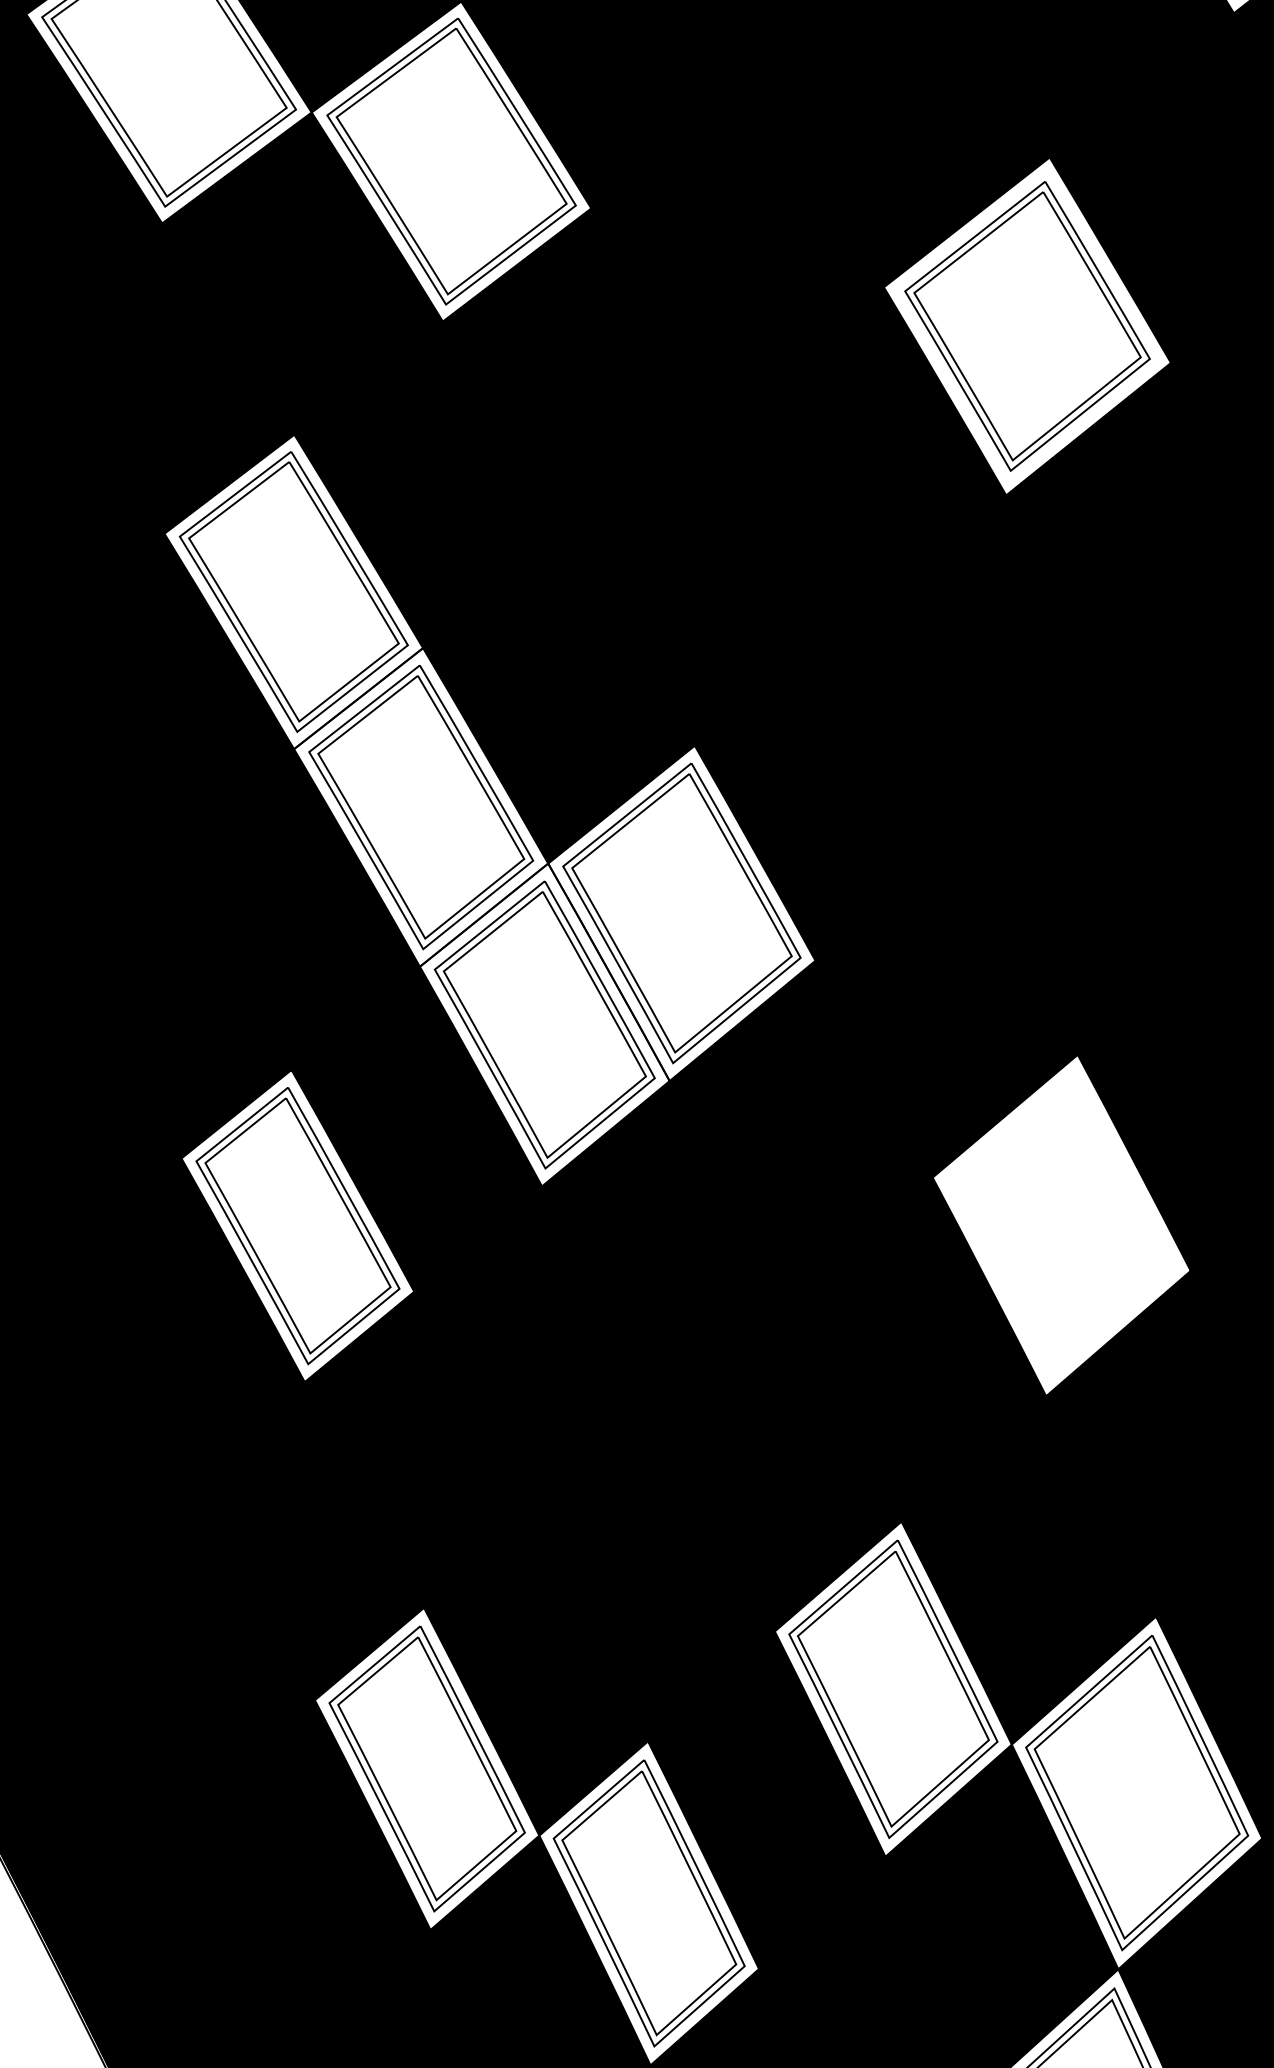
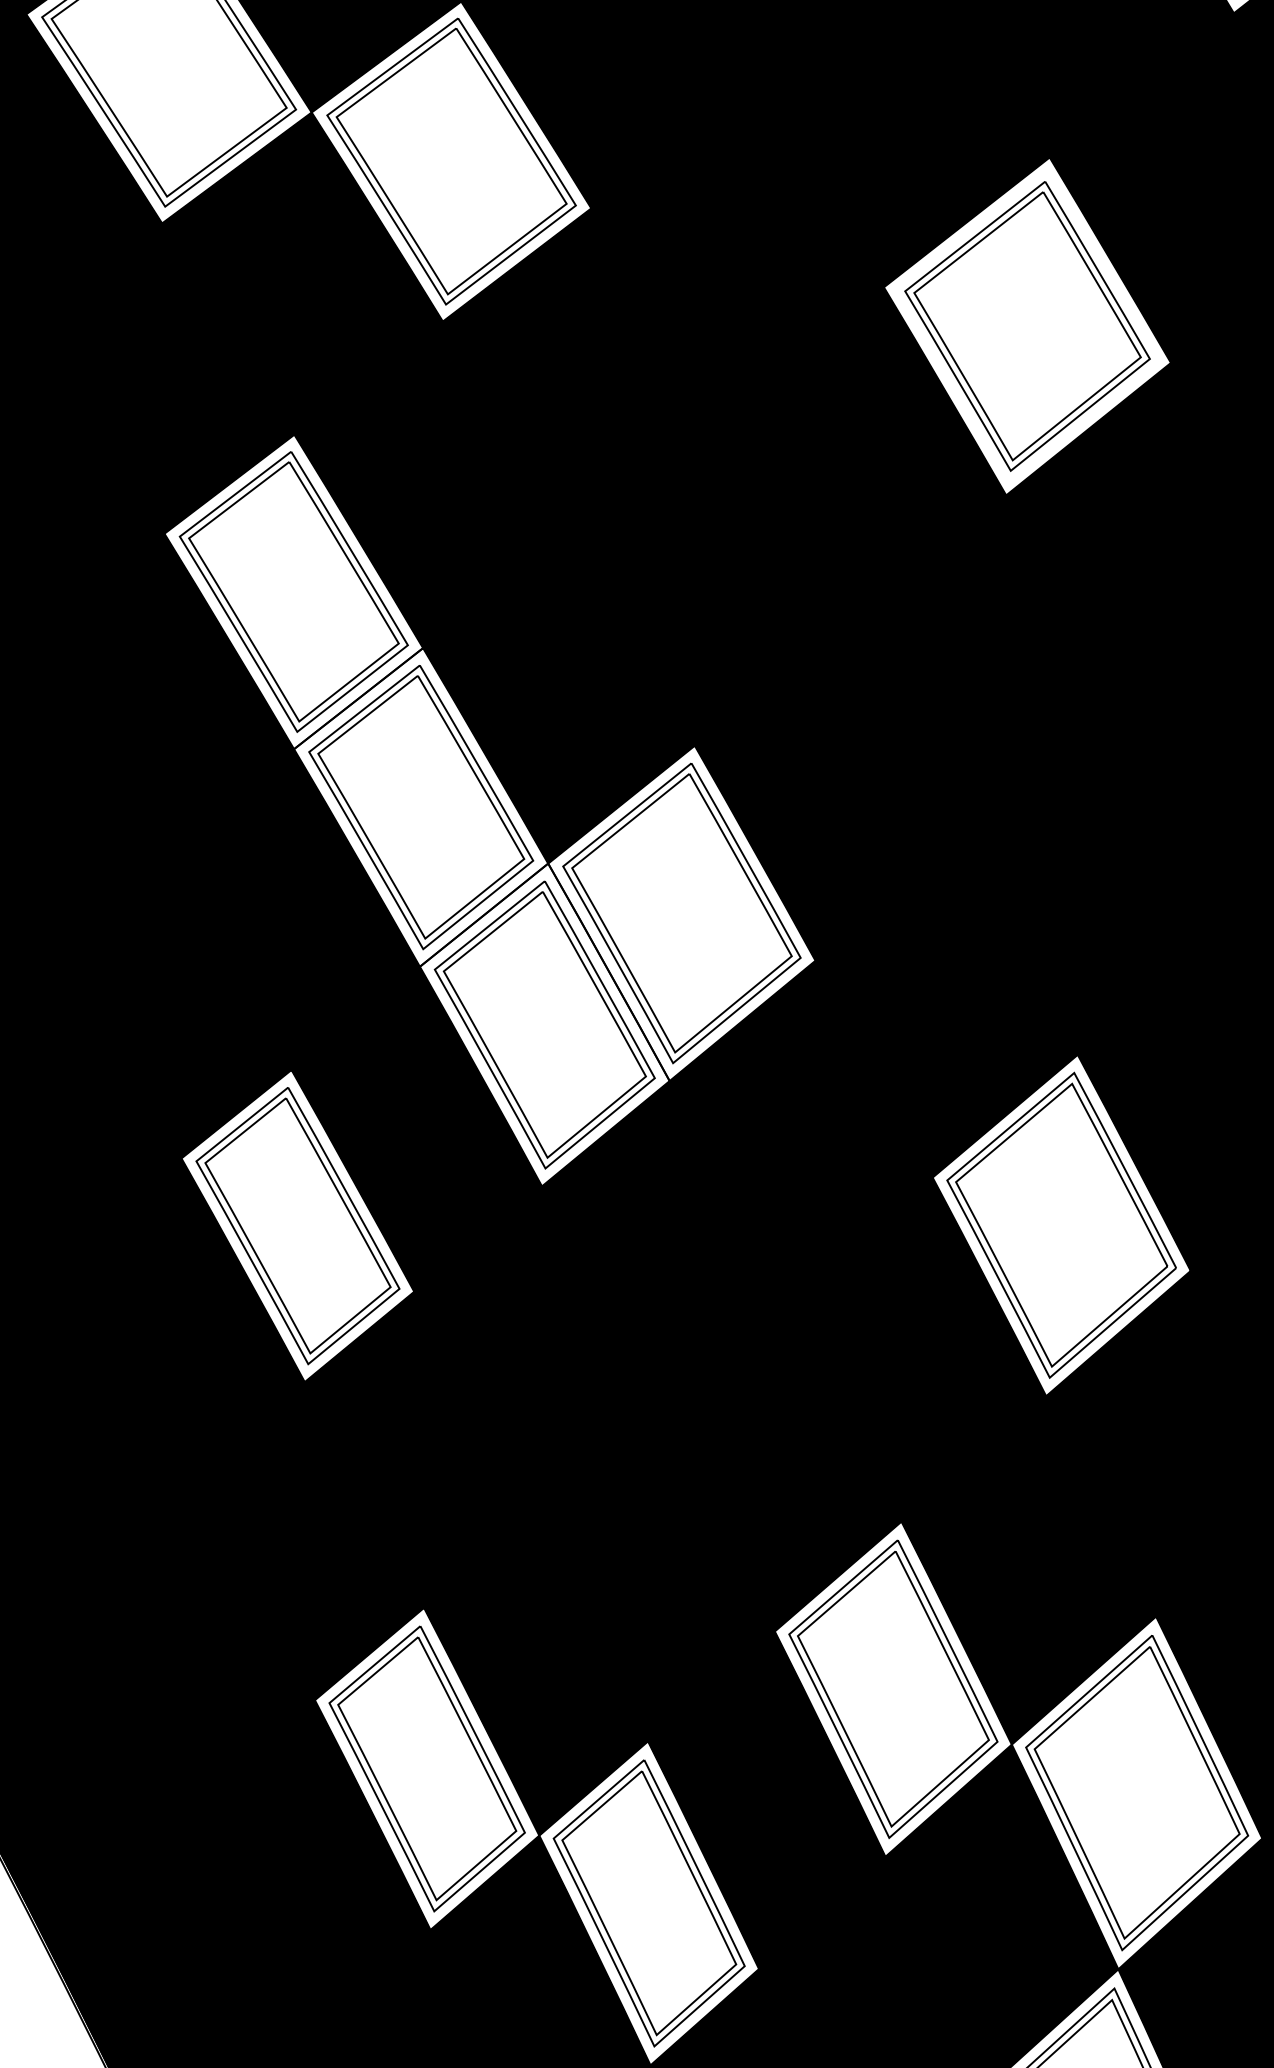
part: none -> present (1061, 1224)
